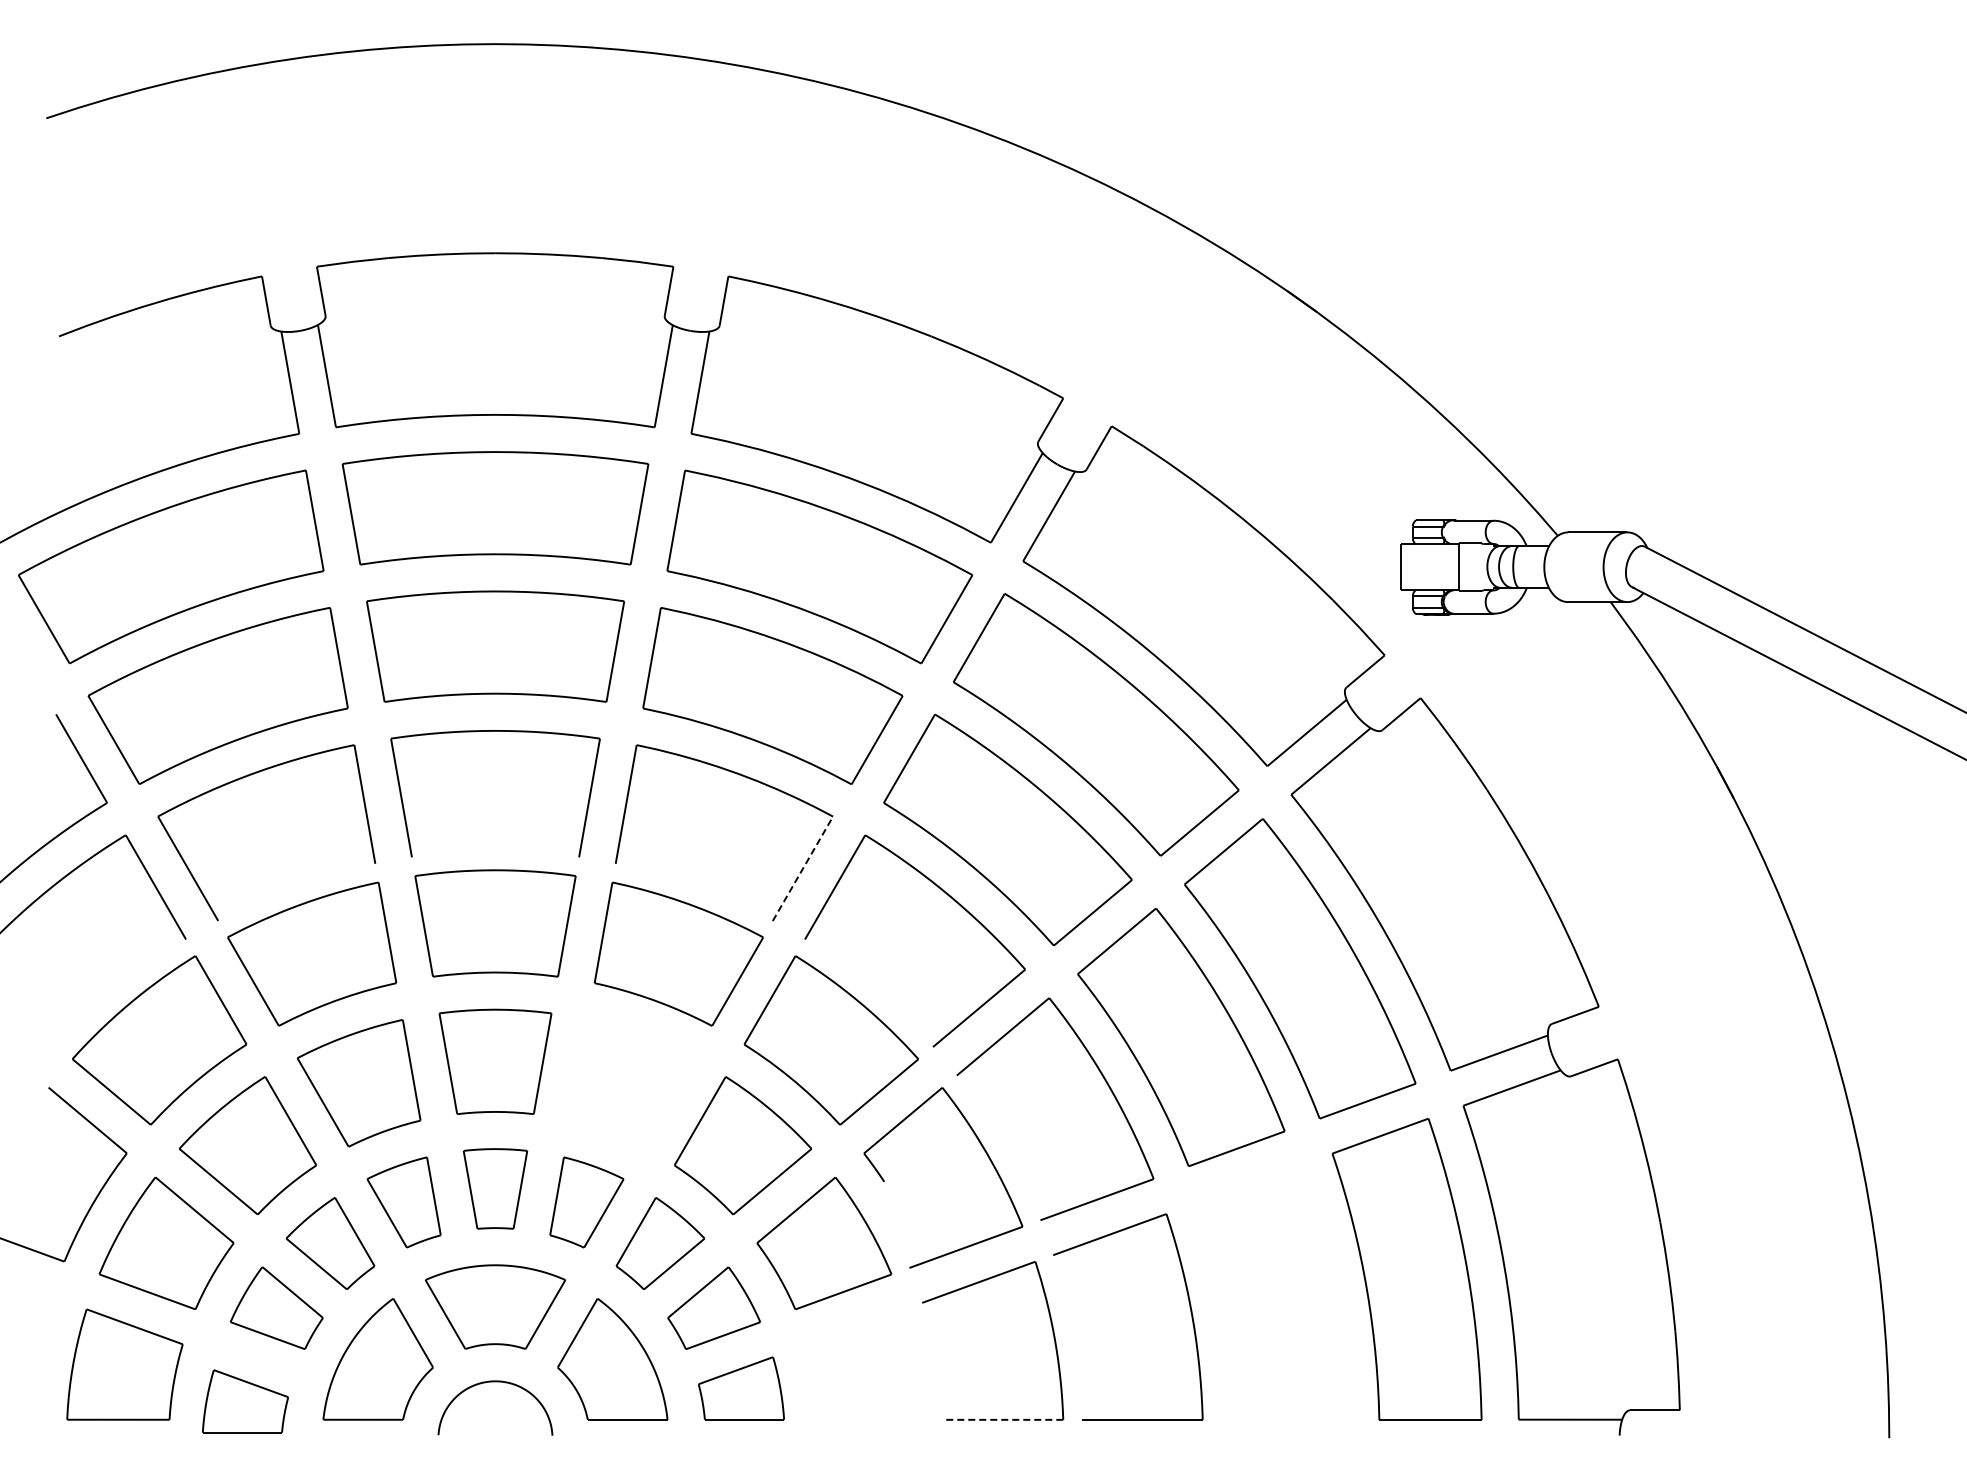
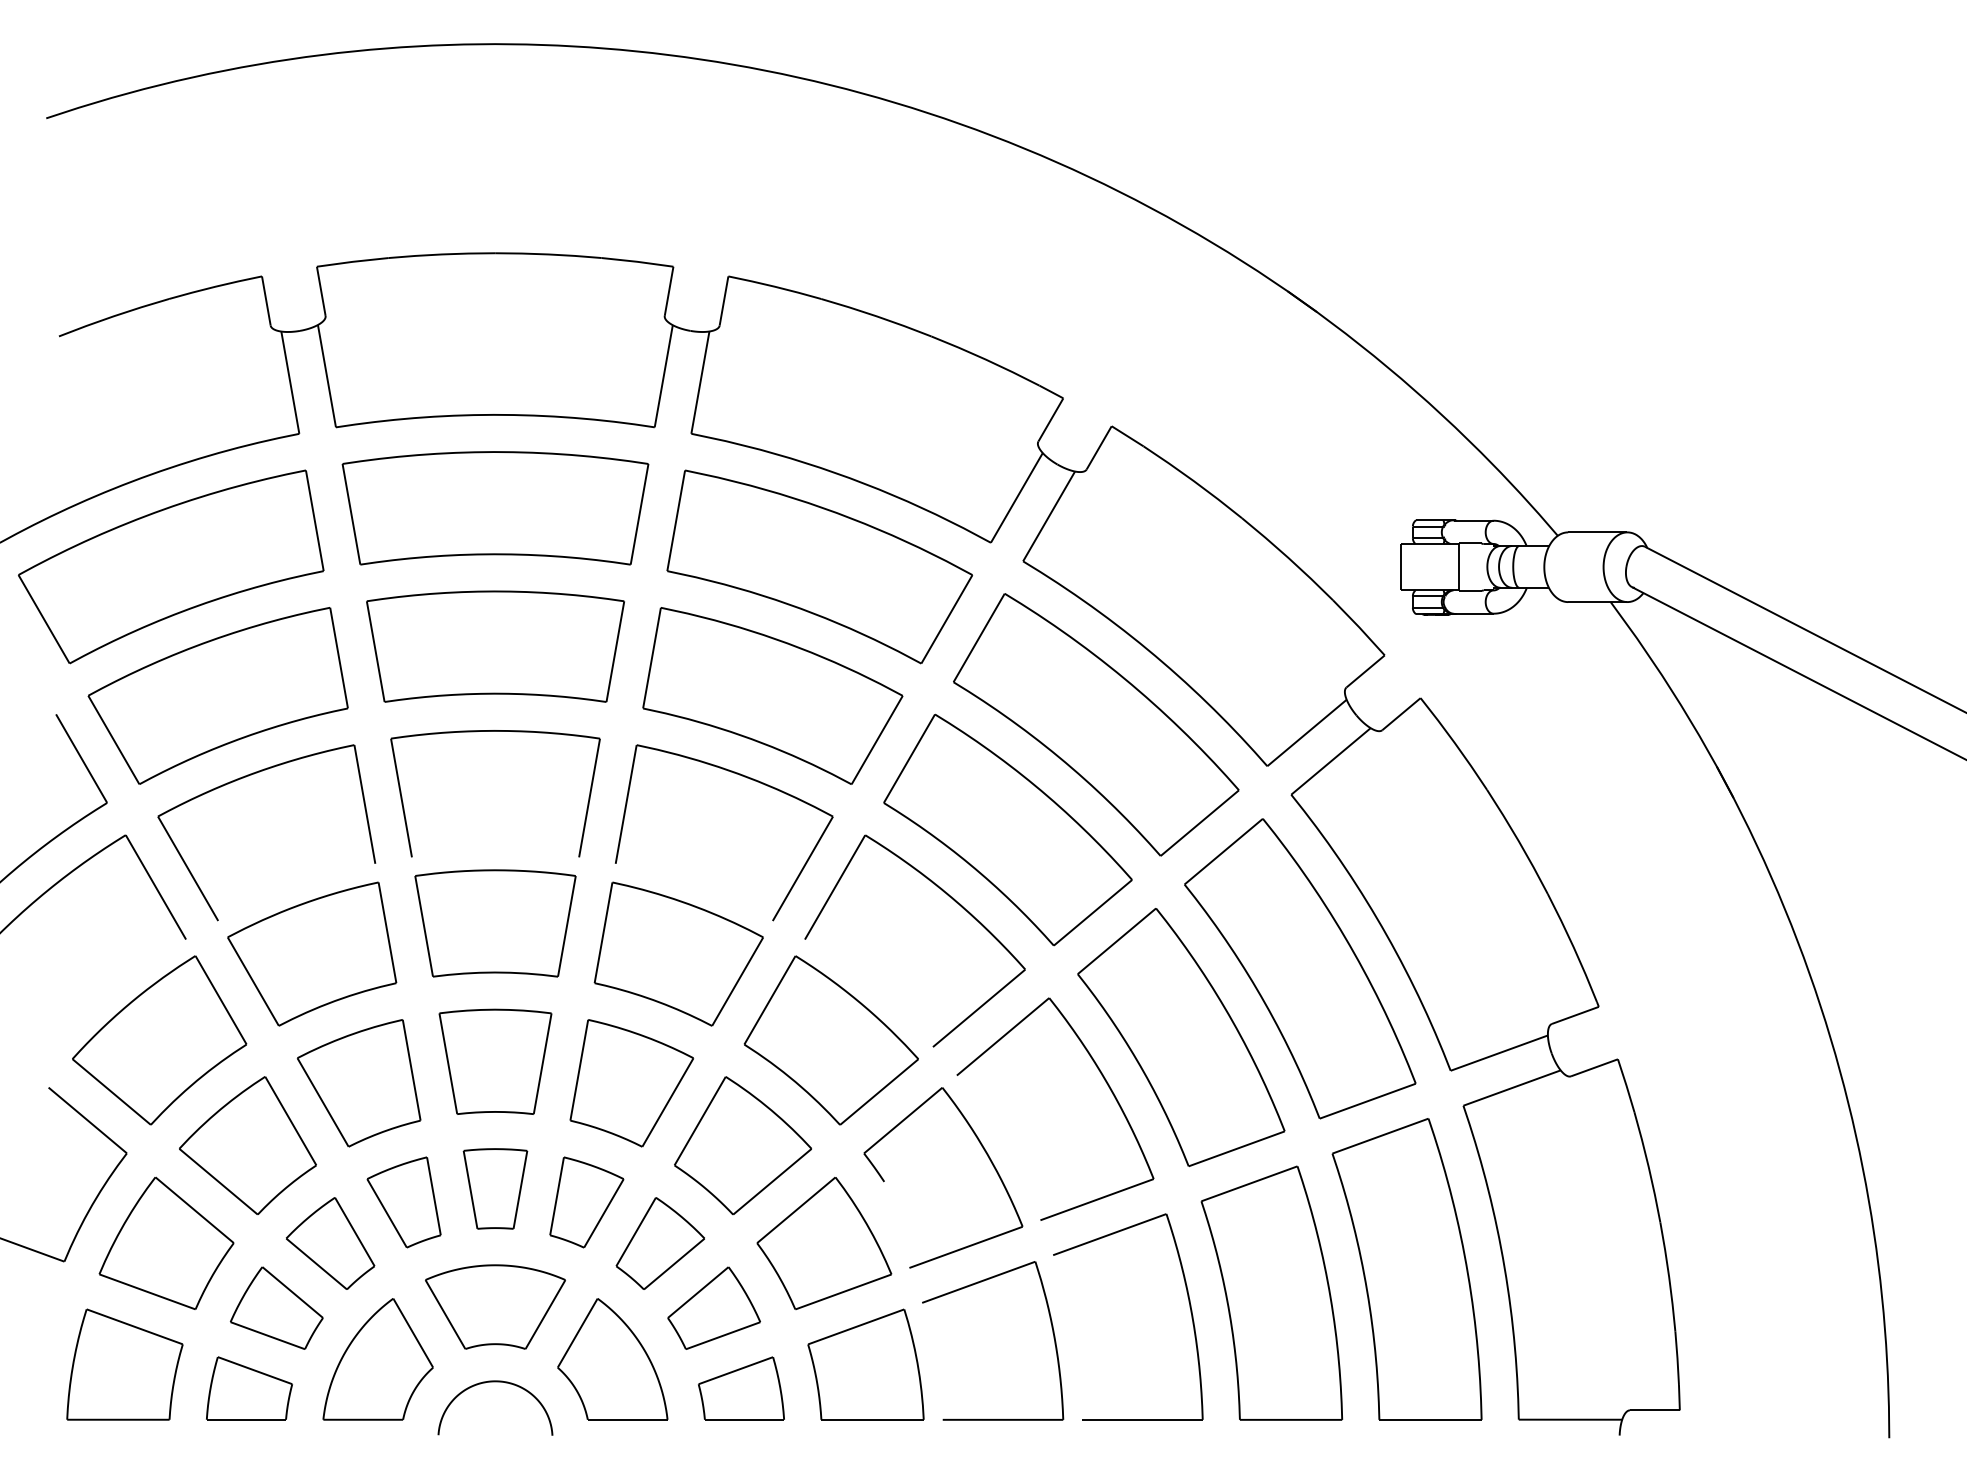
line: dashed -> solid (803, 868)
part: none -> present (631, 1083)
part: none -> present (1271, 1292)
part: none -> present (865, 1364)
part position: (245, 1401) -> (249, 1388) (249, 1388)
line: dashed -> solid (1002, 1419)
